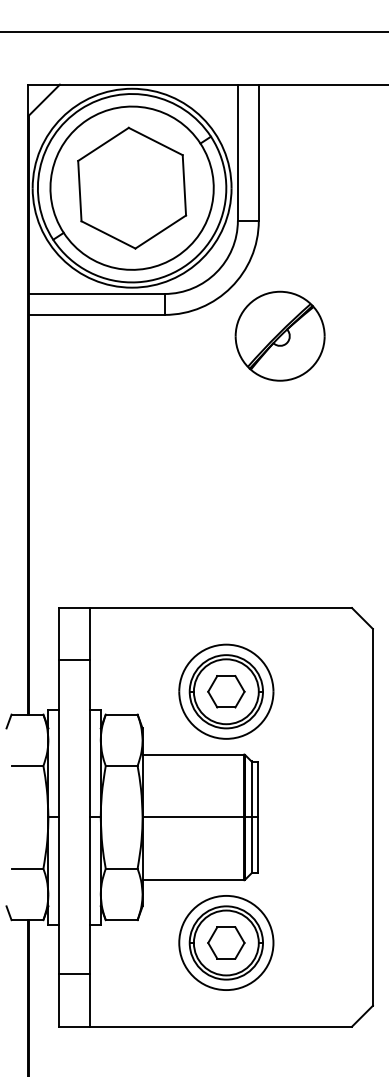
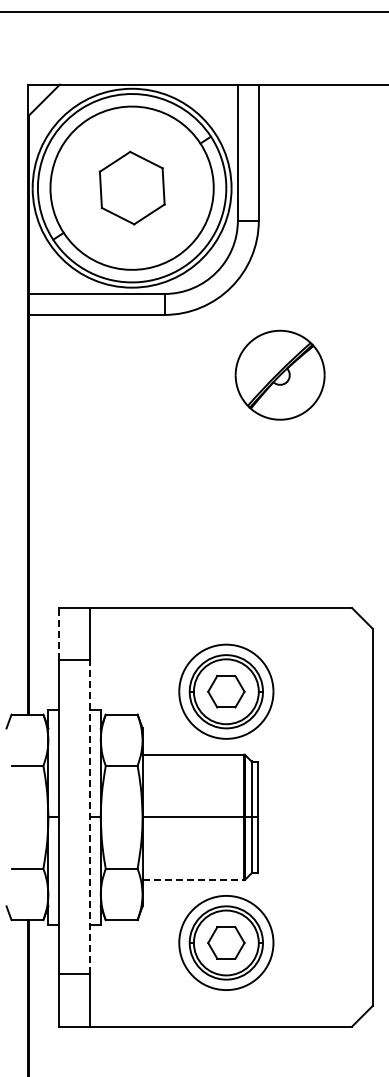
line position: (193, 32) -> (193, 12) (193, 12)
part size: 111x124 px -> 68x76 px (131, 187)
part position: (279, 335) -> (279, 374) (279, 374)
line: solid -> dashed (58, 633)
line: solid -> dashed (90, 816)
line: solid -> dashed (193, 880)
